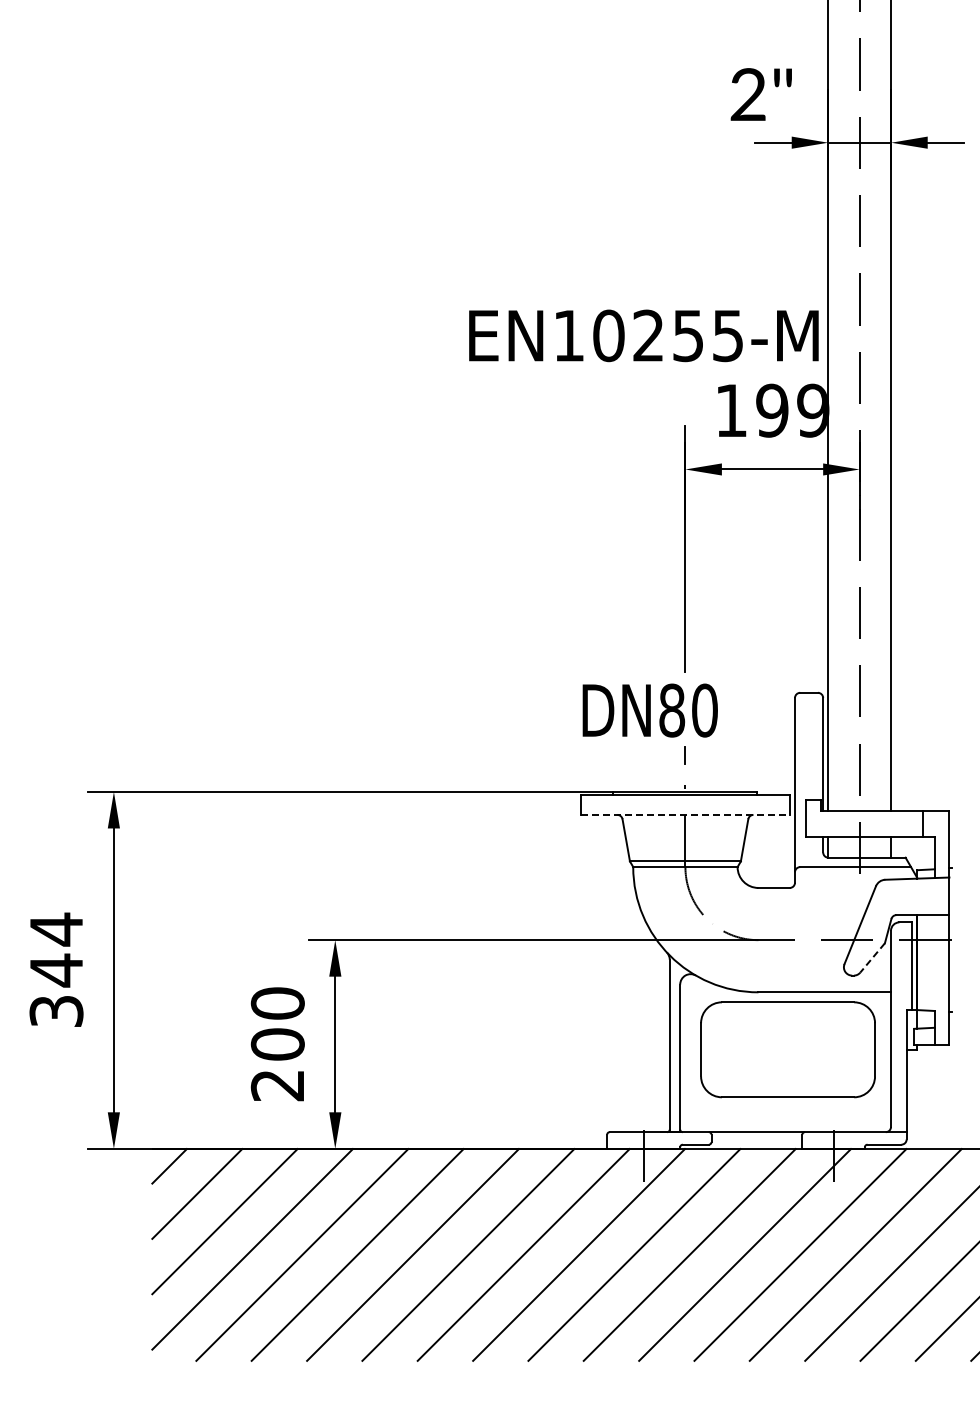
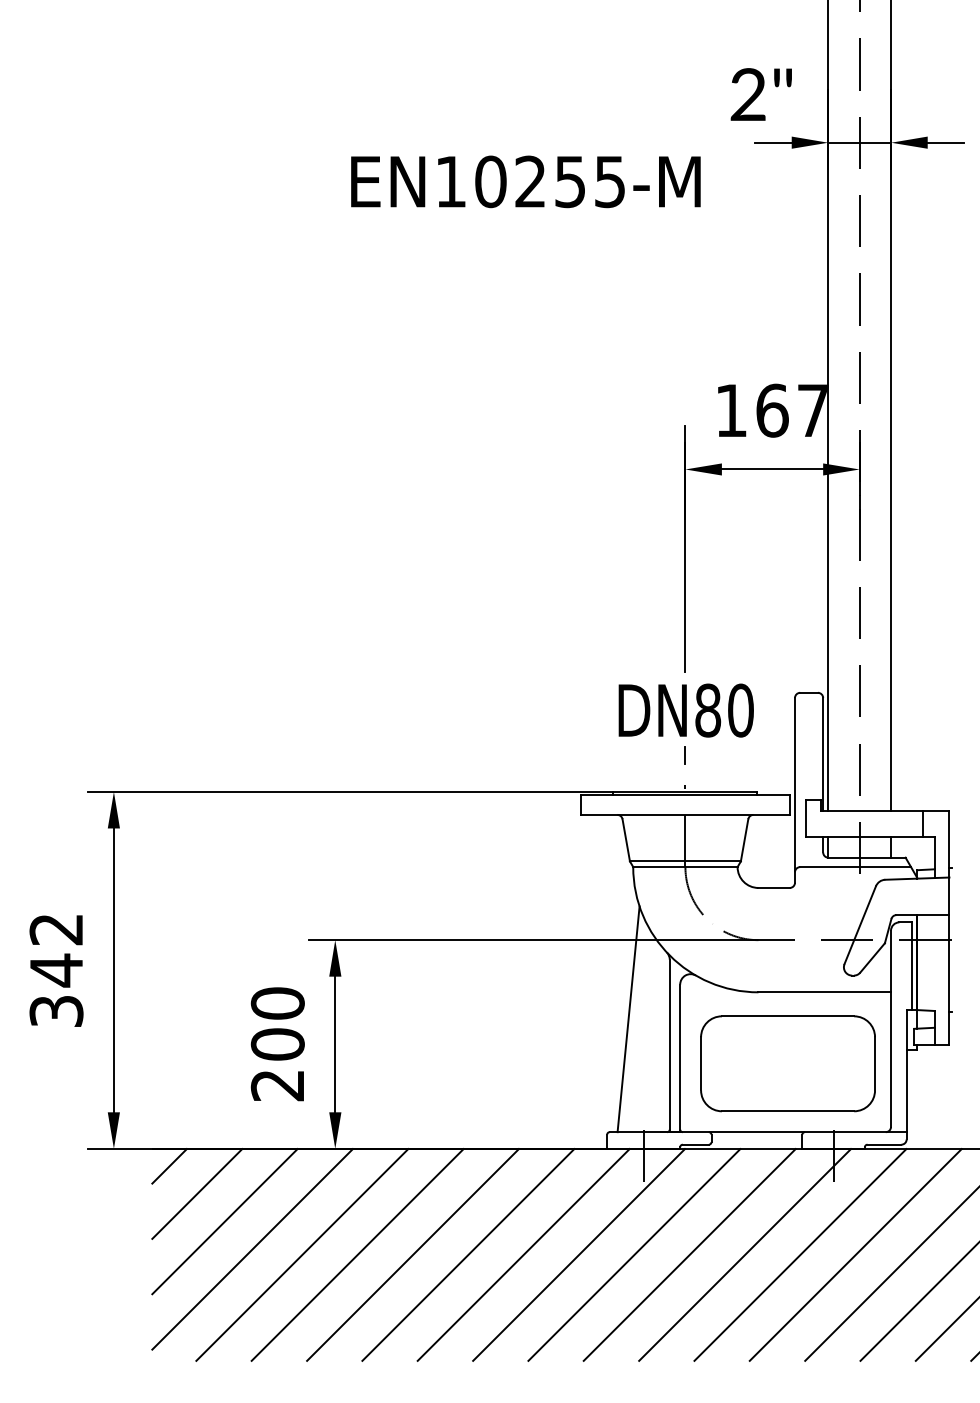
text position: (643, 335) -> (525, 181) (525, 181)
text: 199 -> 167 (792, 410)
text position: (649, 710) -> (685, 710) (685, 710)
line: dashed -> solid (685, 814)
text: 344 -> 342 (55, 929)
line: dashed -> solid (872, 958)
line: none -> present (628, 1019)
part position: (787, 1049) -> (787, 1063) (787, 1063)
